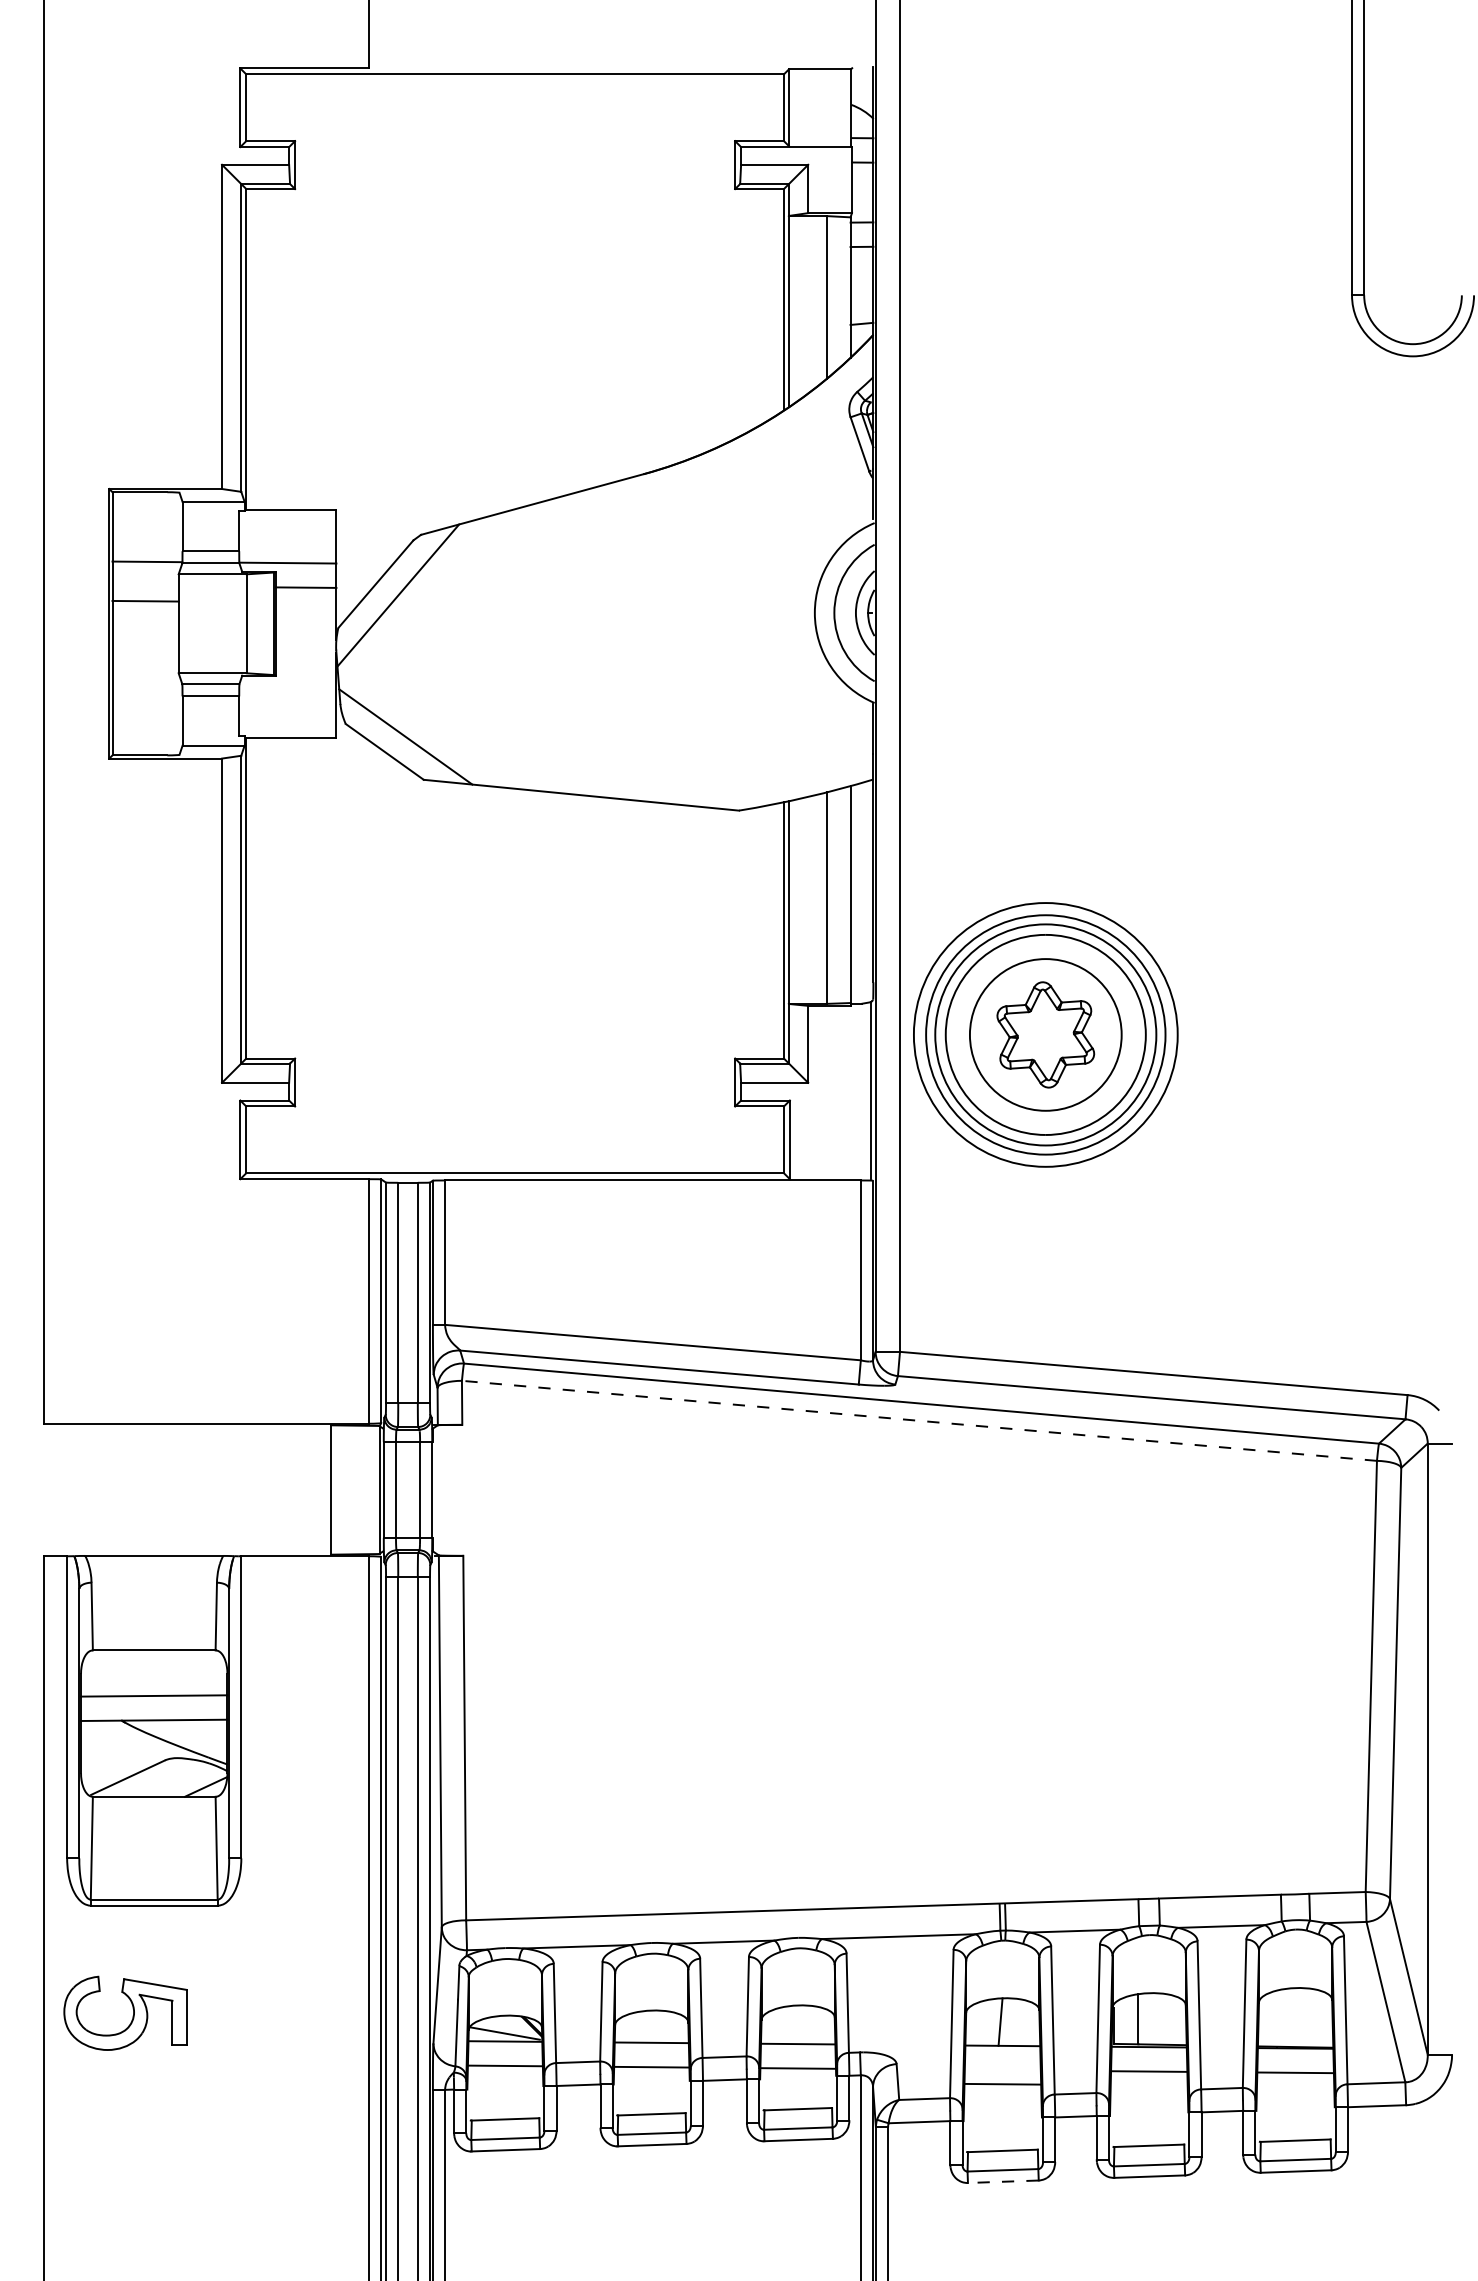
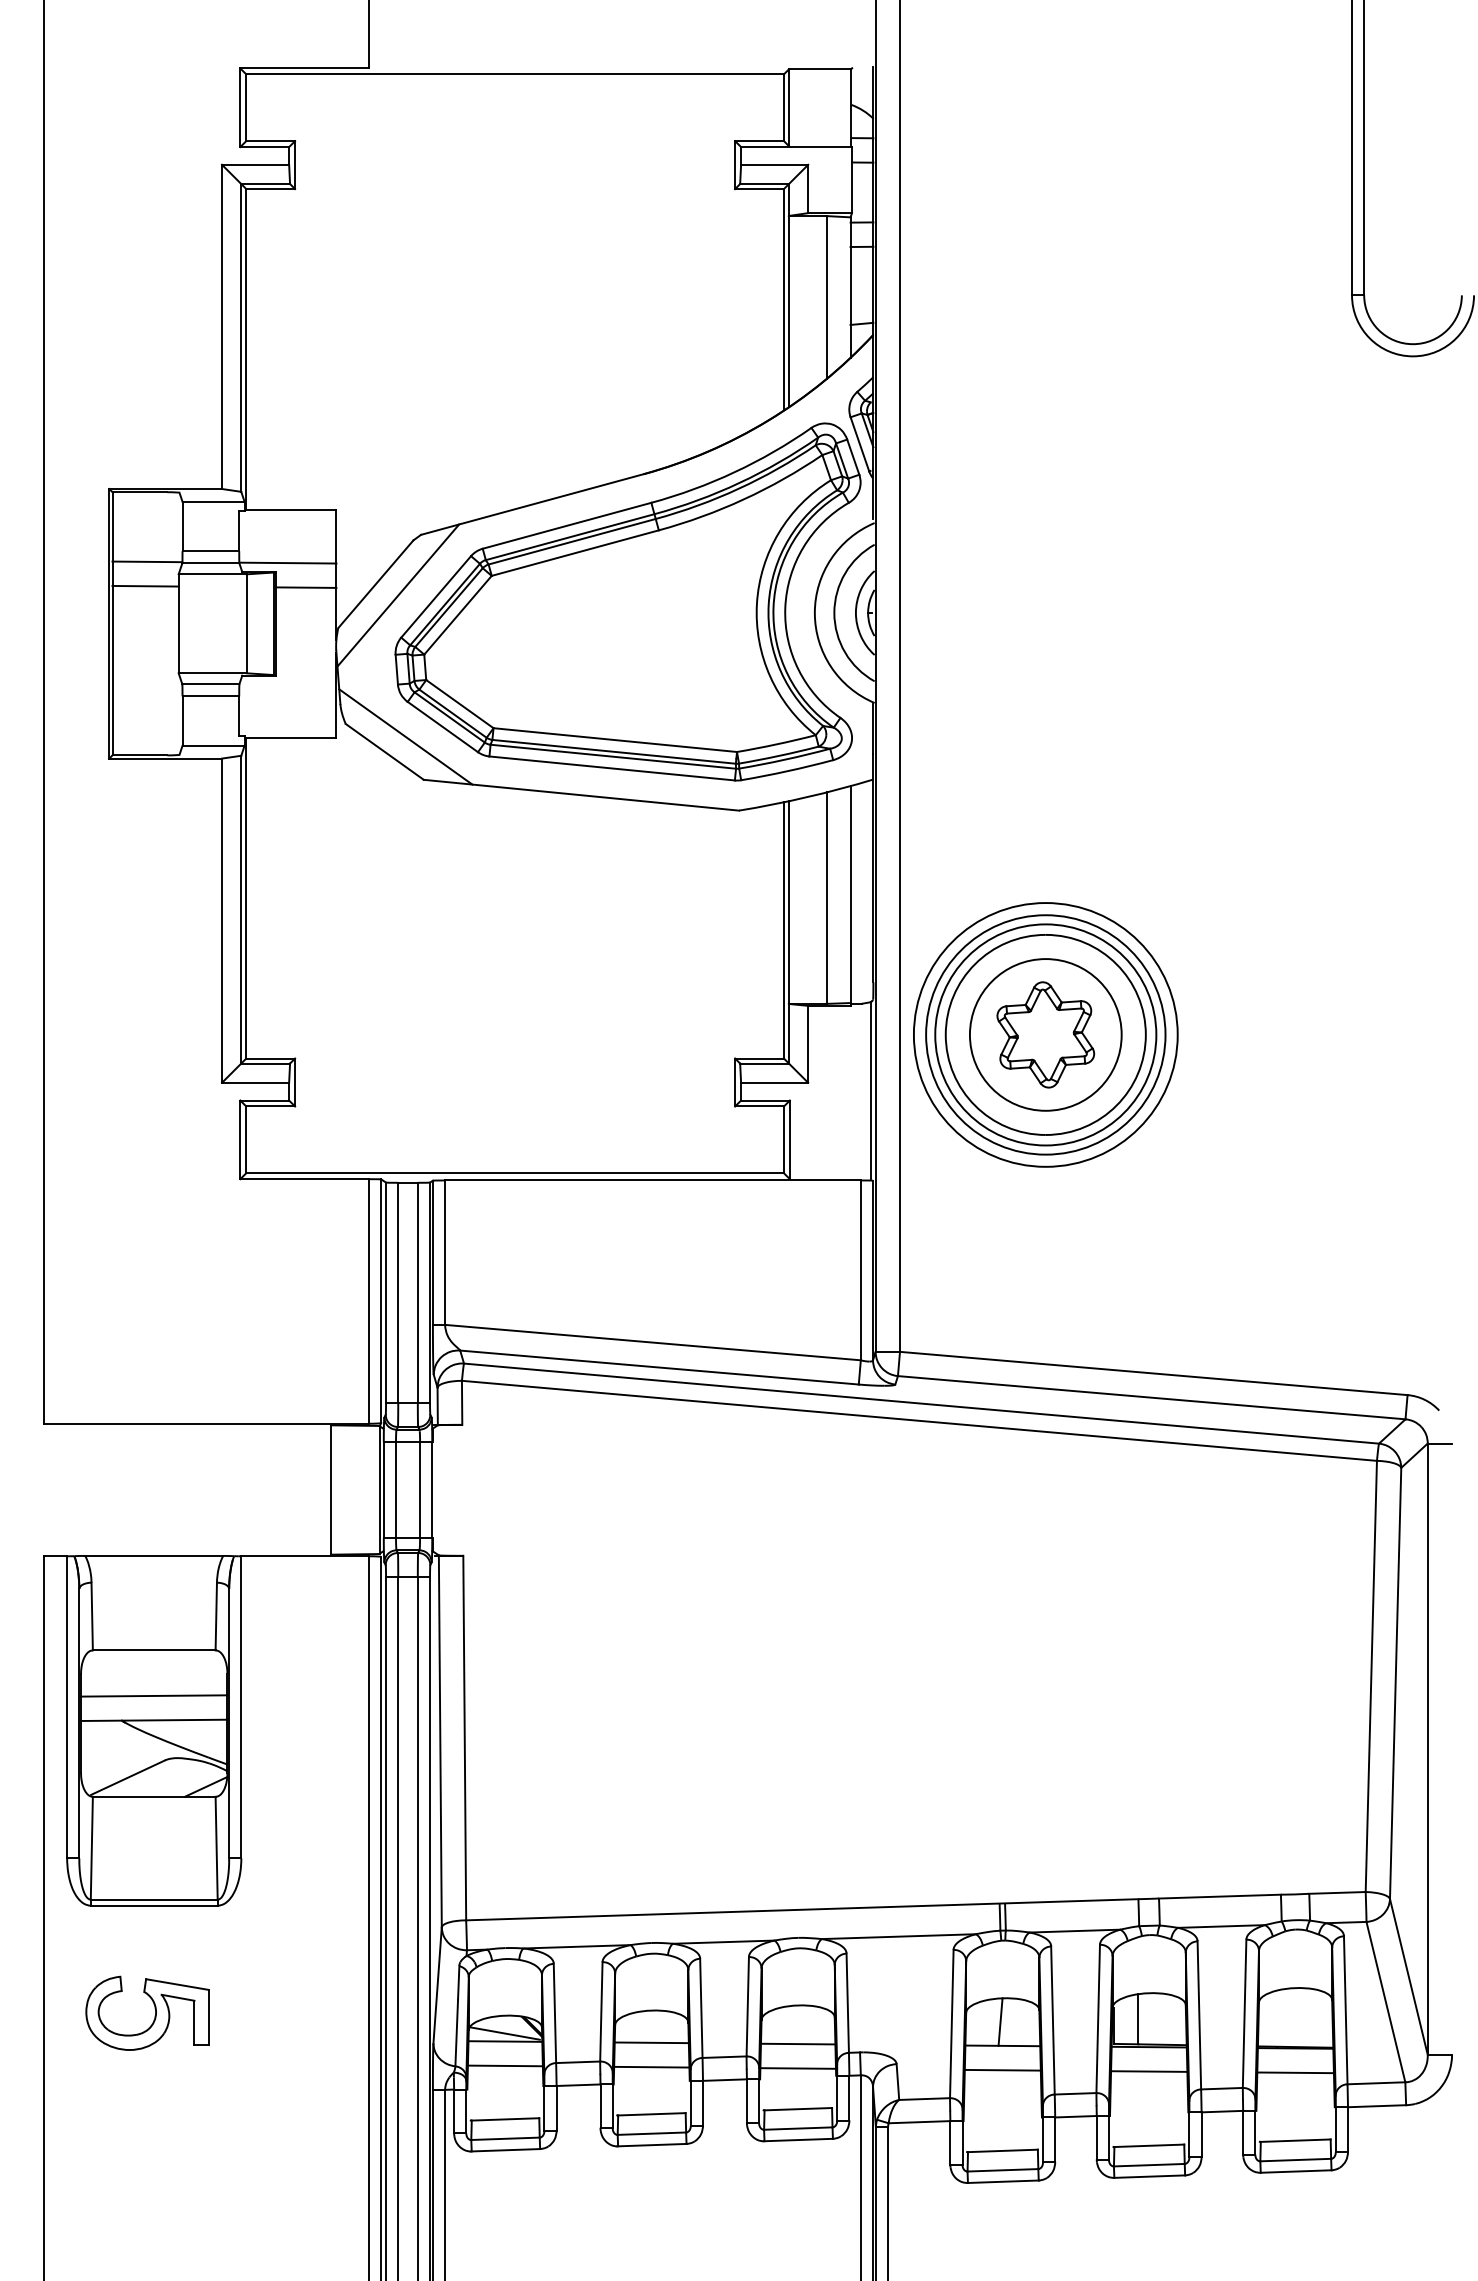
line position: (145, 600) -> (145, 585) (145, 585)
part: none -> present (627, 601)
line: dashed -> solid (918, 1420)
part position: (132, 2015) -> (154, 2015) (154, 2015)
line position: (1002, 2083) -> (1002, 2069) (1002, 2069)
line: dashed -> solid (1002, 2181)
